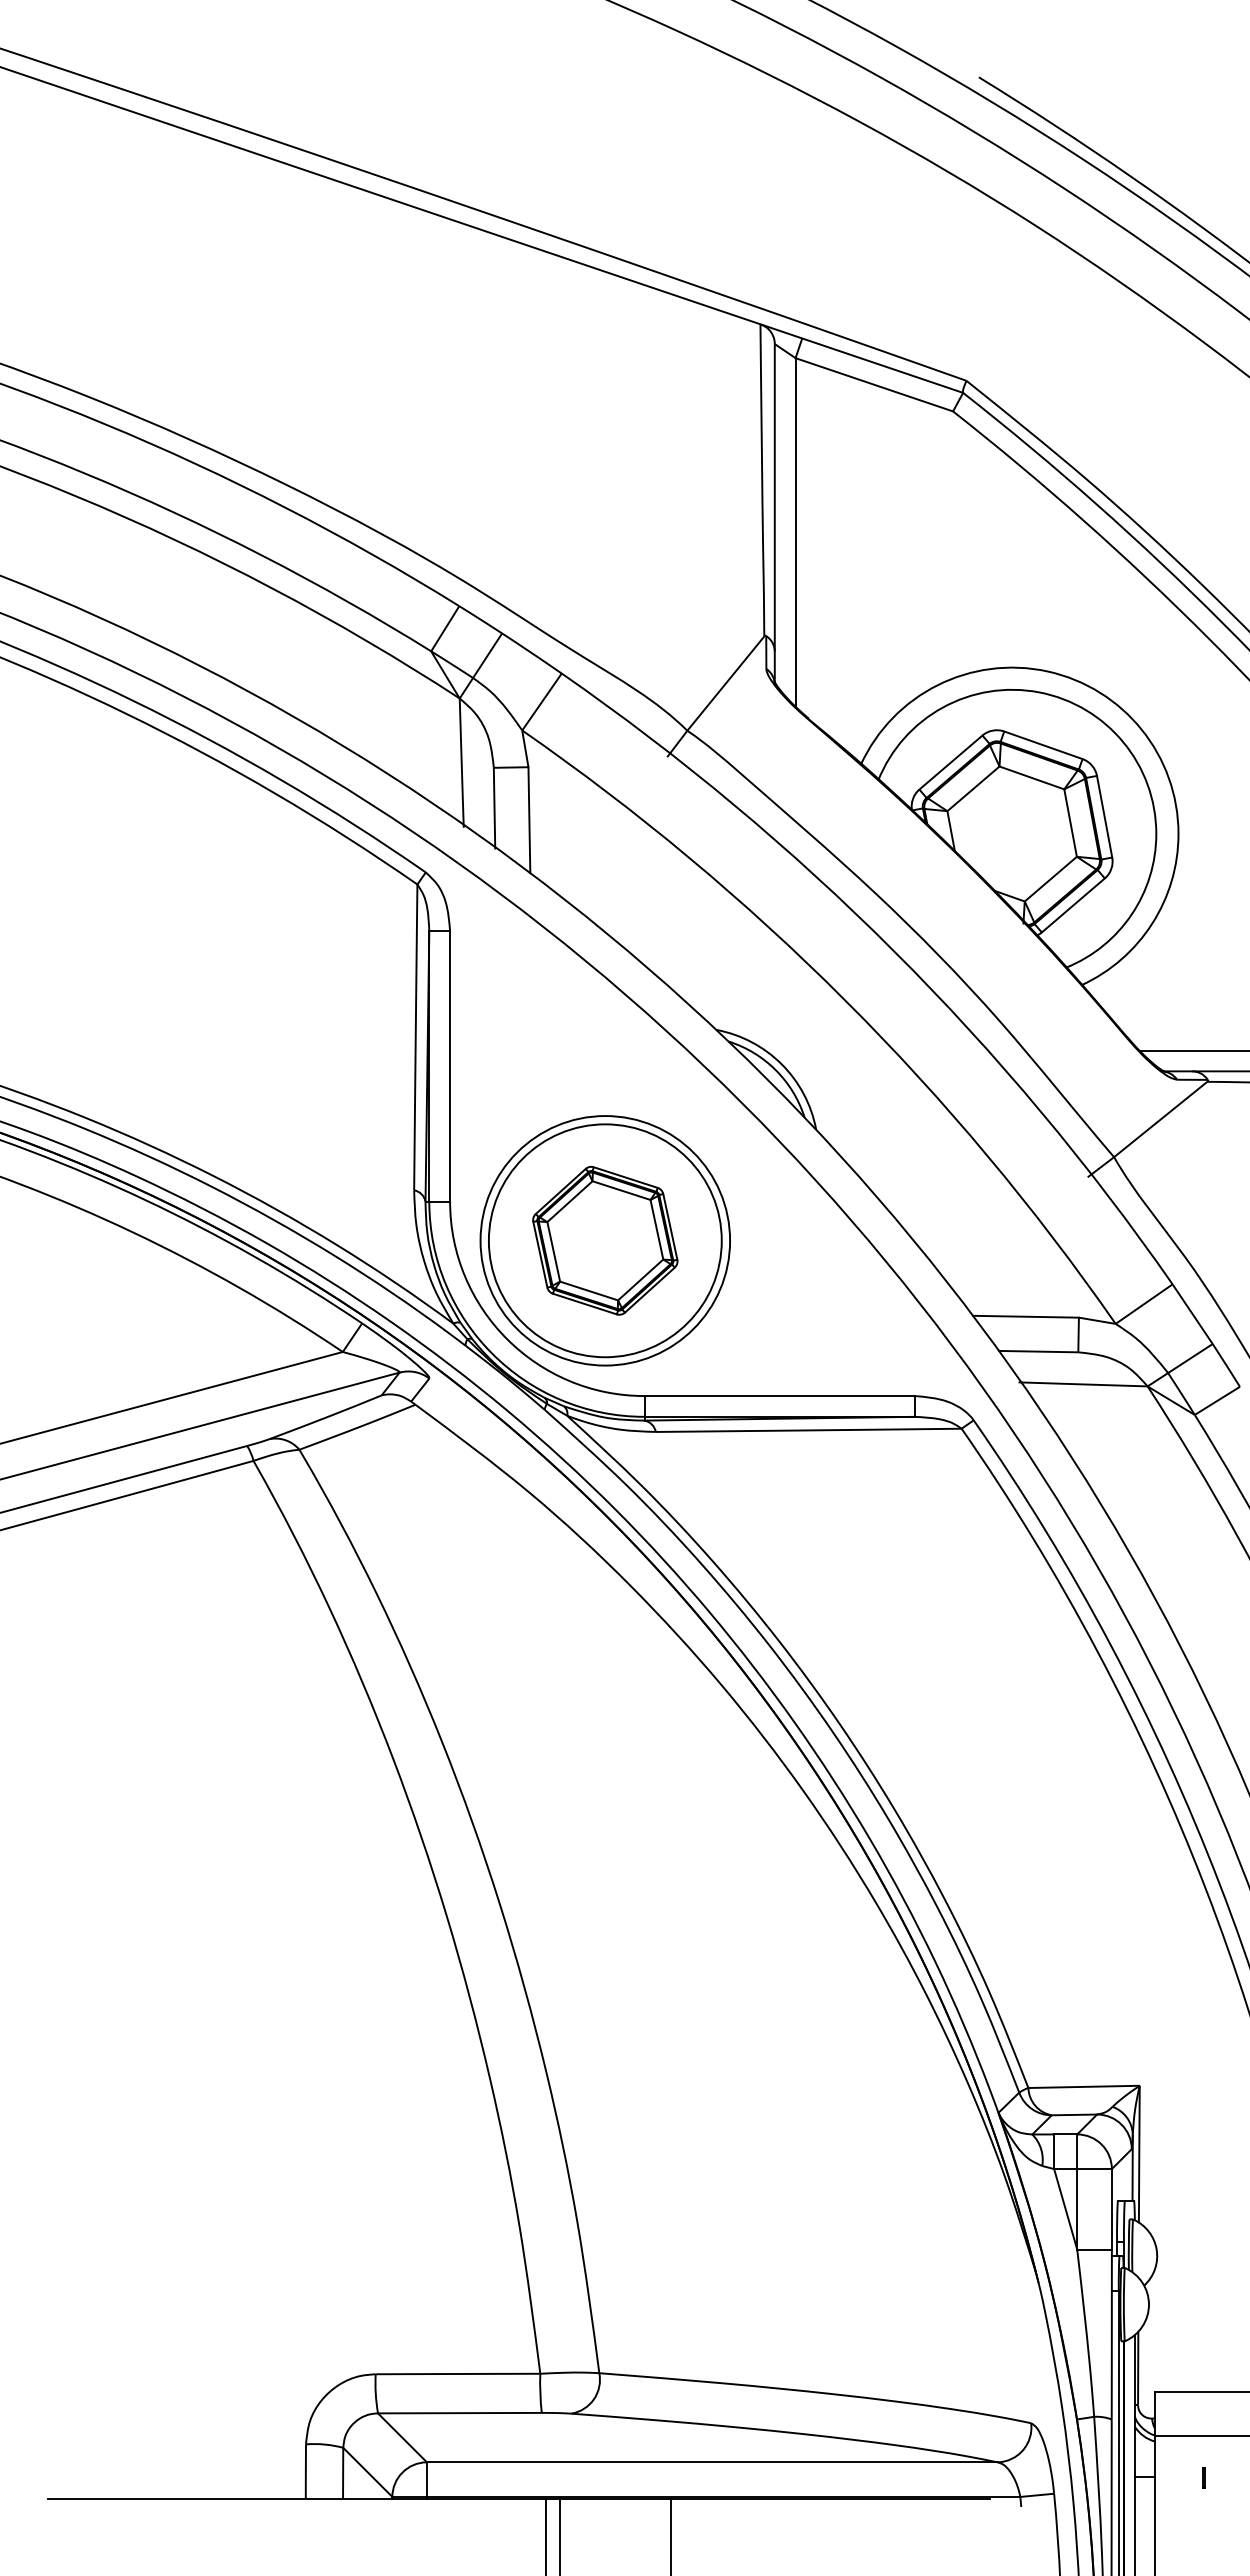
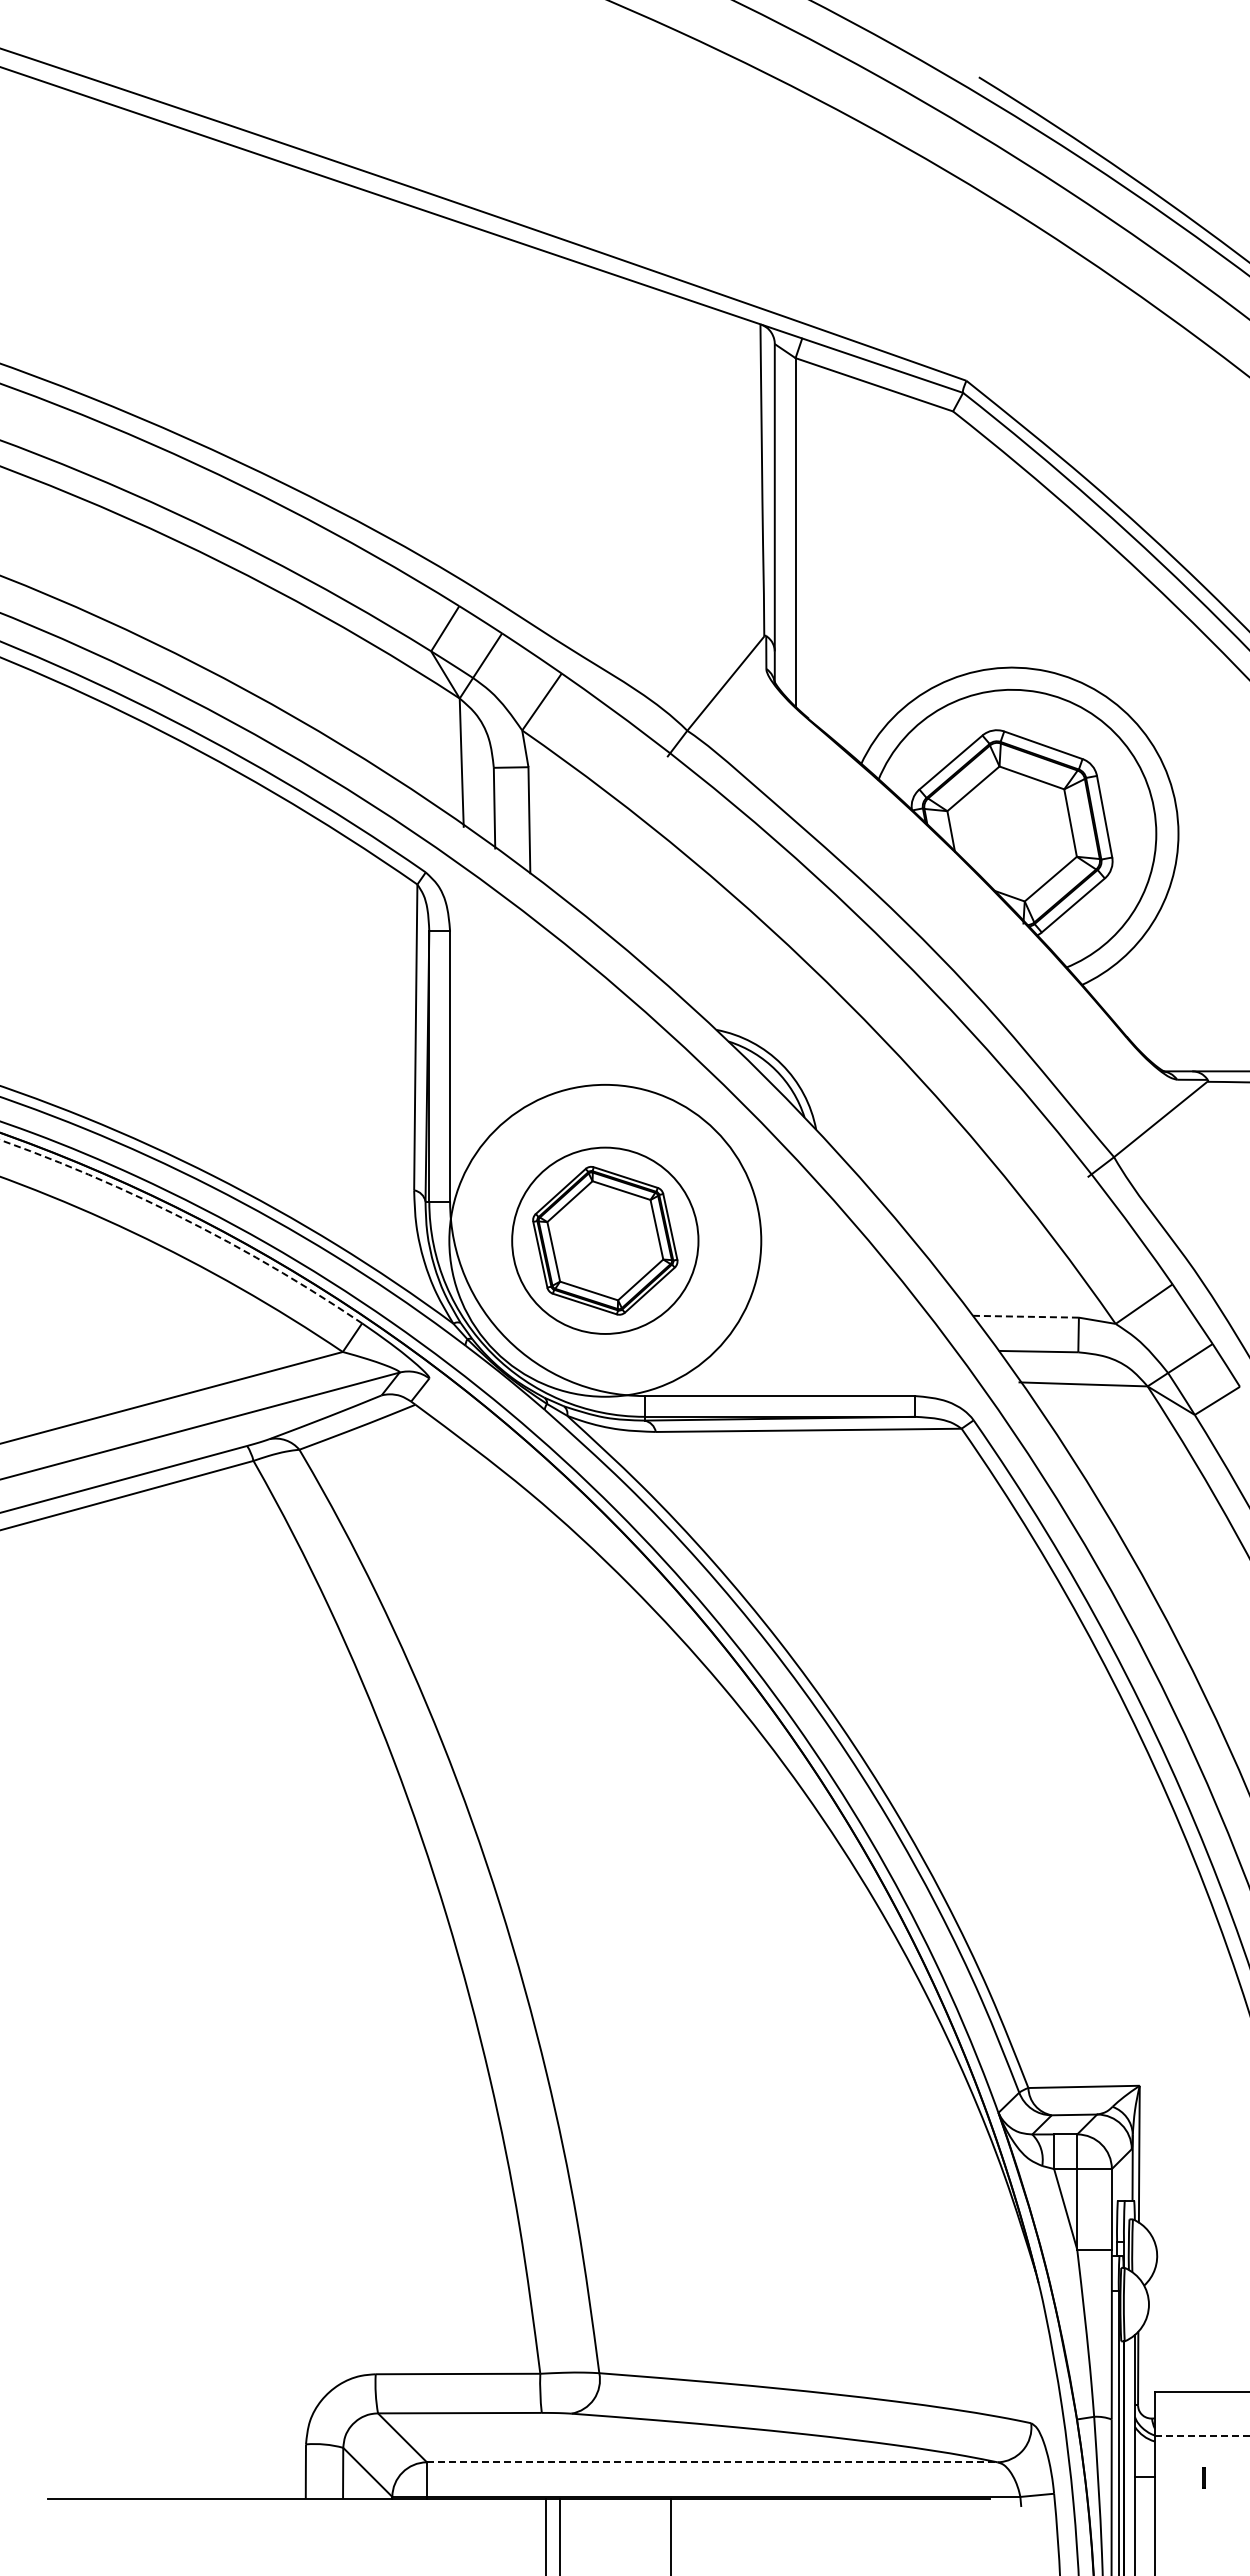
line: present -> none (1192, 1050)
arc: solid -> dashed (187, 1220)
circle diameter: 233 px -> 186 px (605, 1240)
circle diameter: 250 px -> 312 px (605, 1240)
line: solid -> dashed (1025, 1316)
line: solid -> dashed (1202, 2436)
line: solid -> dashed (712, 2462)
